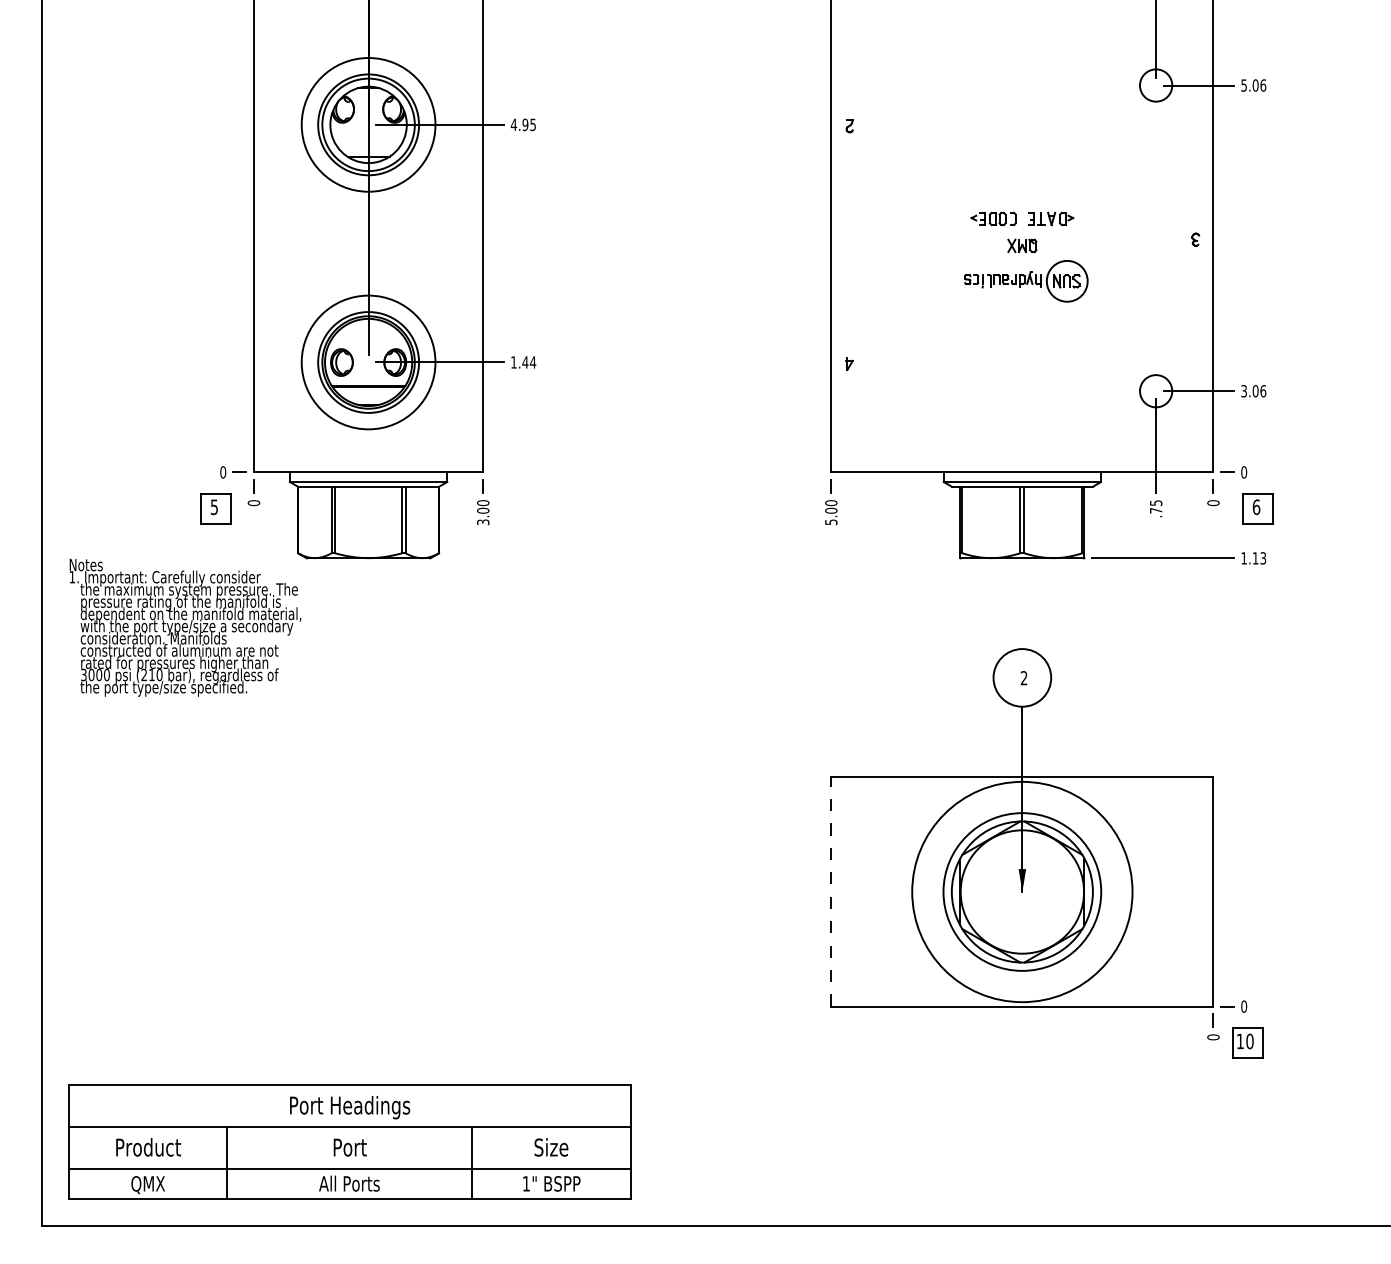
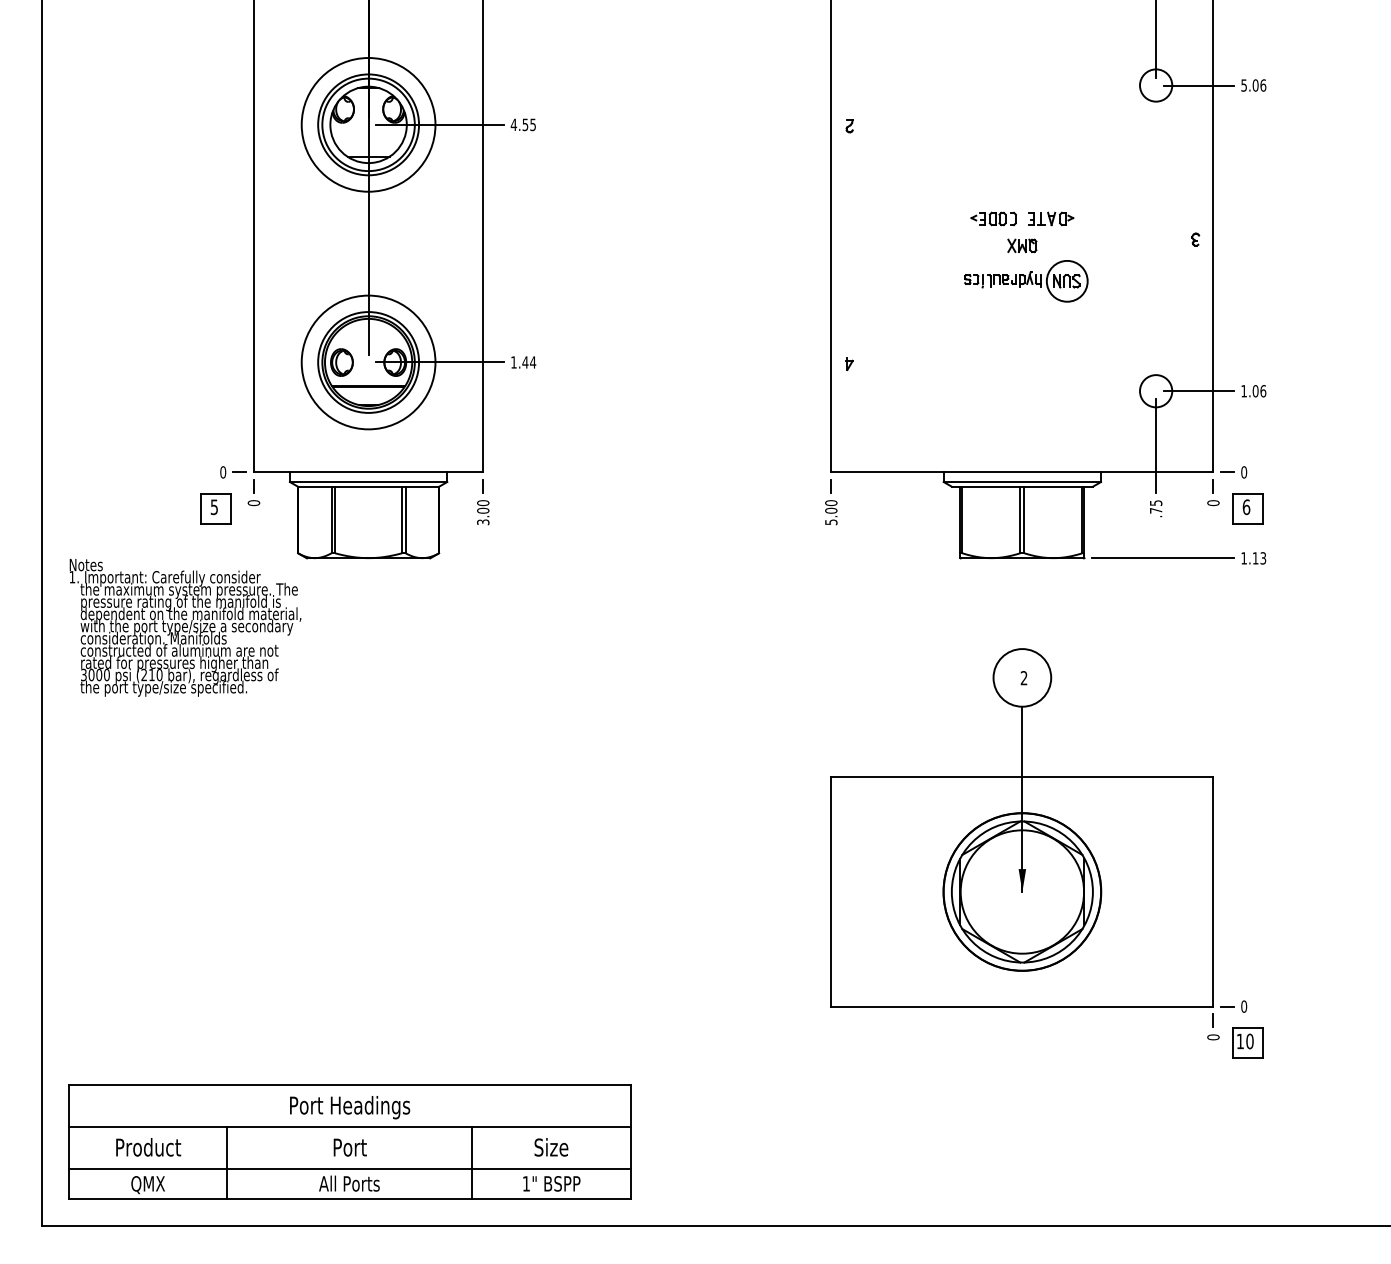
text: 4.95 -> 4.55 (525, 124)
text: 3.06 -> 1.06 (1243, 391)
part position: (1257, 508) -> (1247, 508) (1247, 508)
circle diameter: 220 px -> 157 px (1022, 891)
line: dashed -> solid (831, 892)
